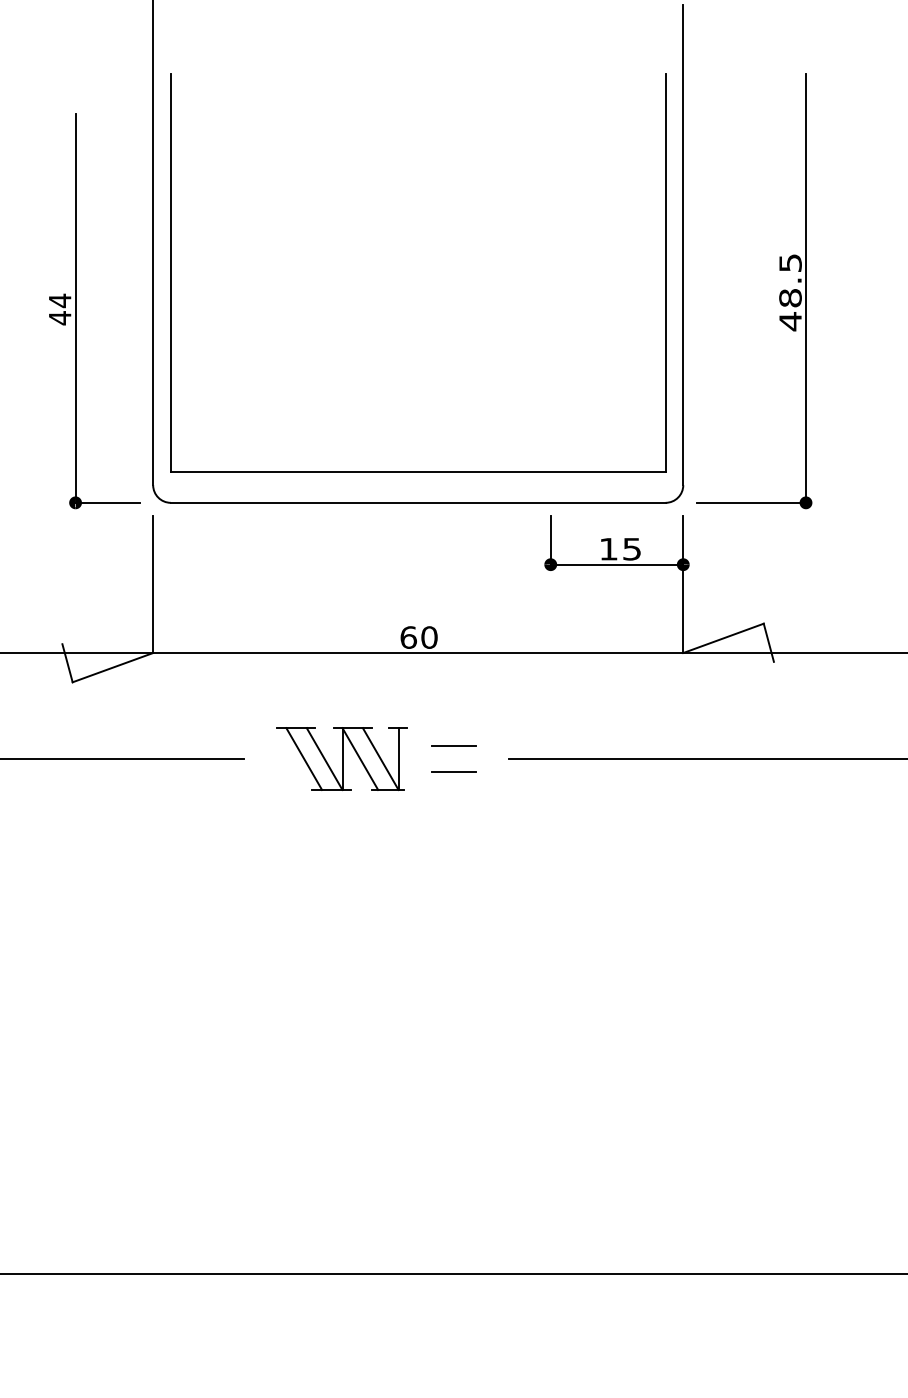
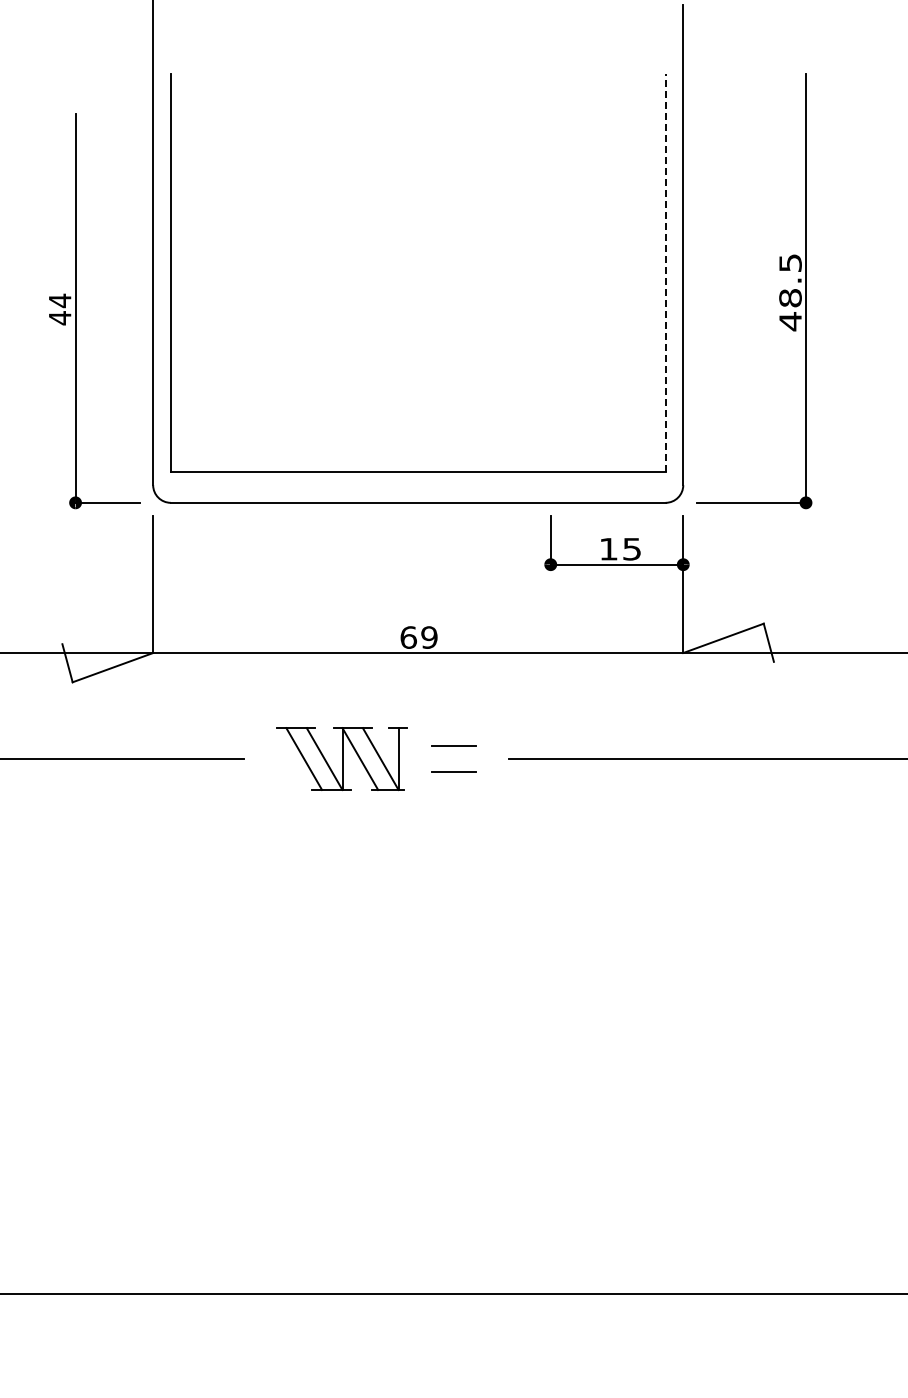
line: solid -> dashed (665, 273)
text: 60 -> 69 (429, 637)
line position: (453, 1274) -> (453, 1294) (453, 1294)
